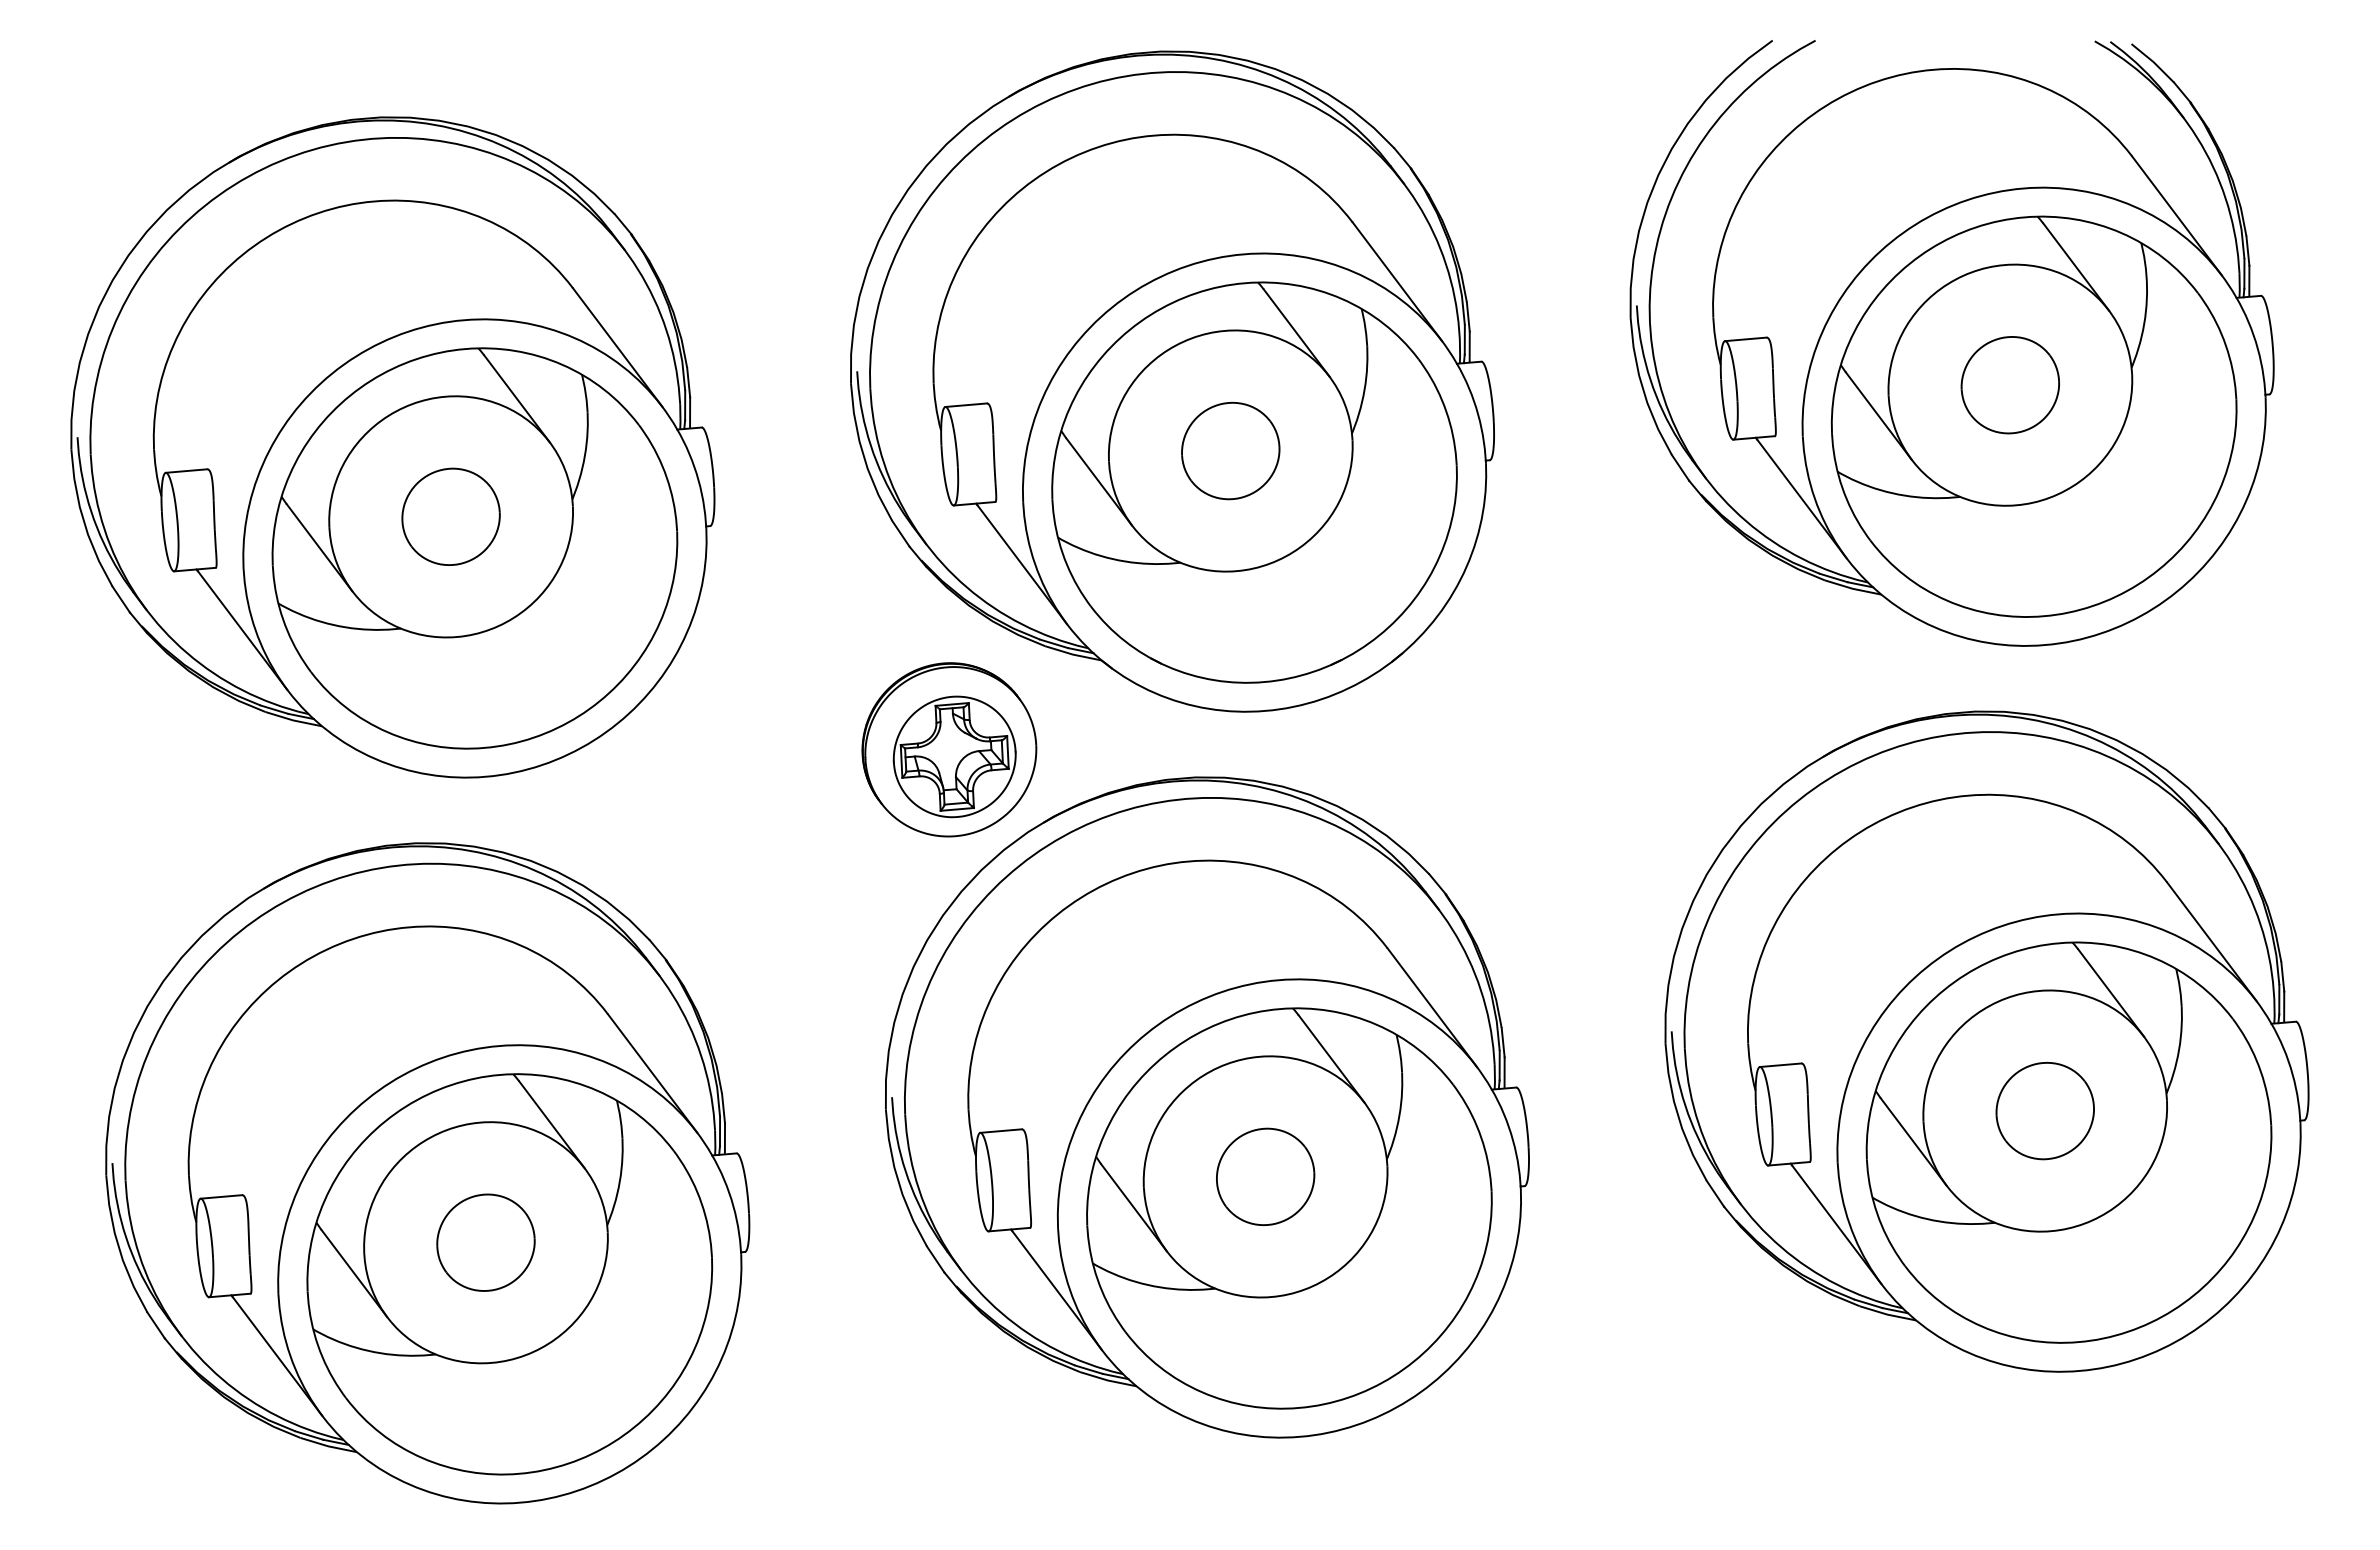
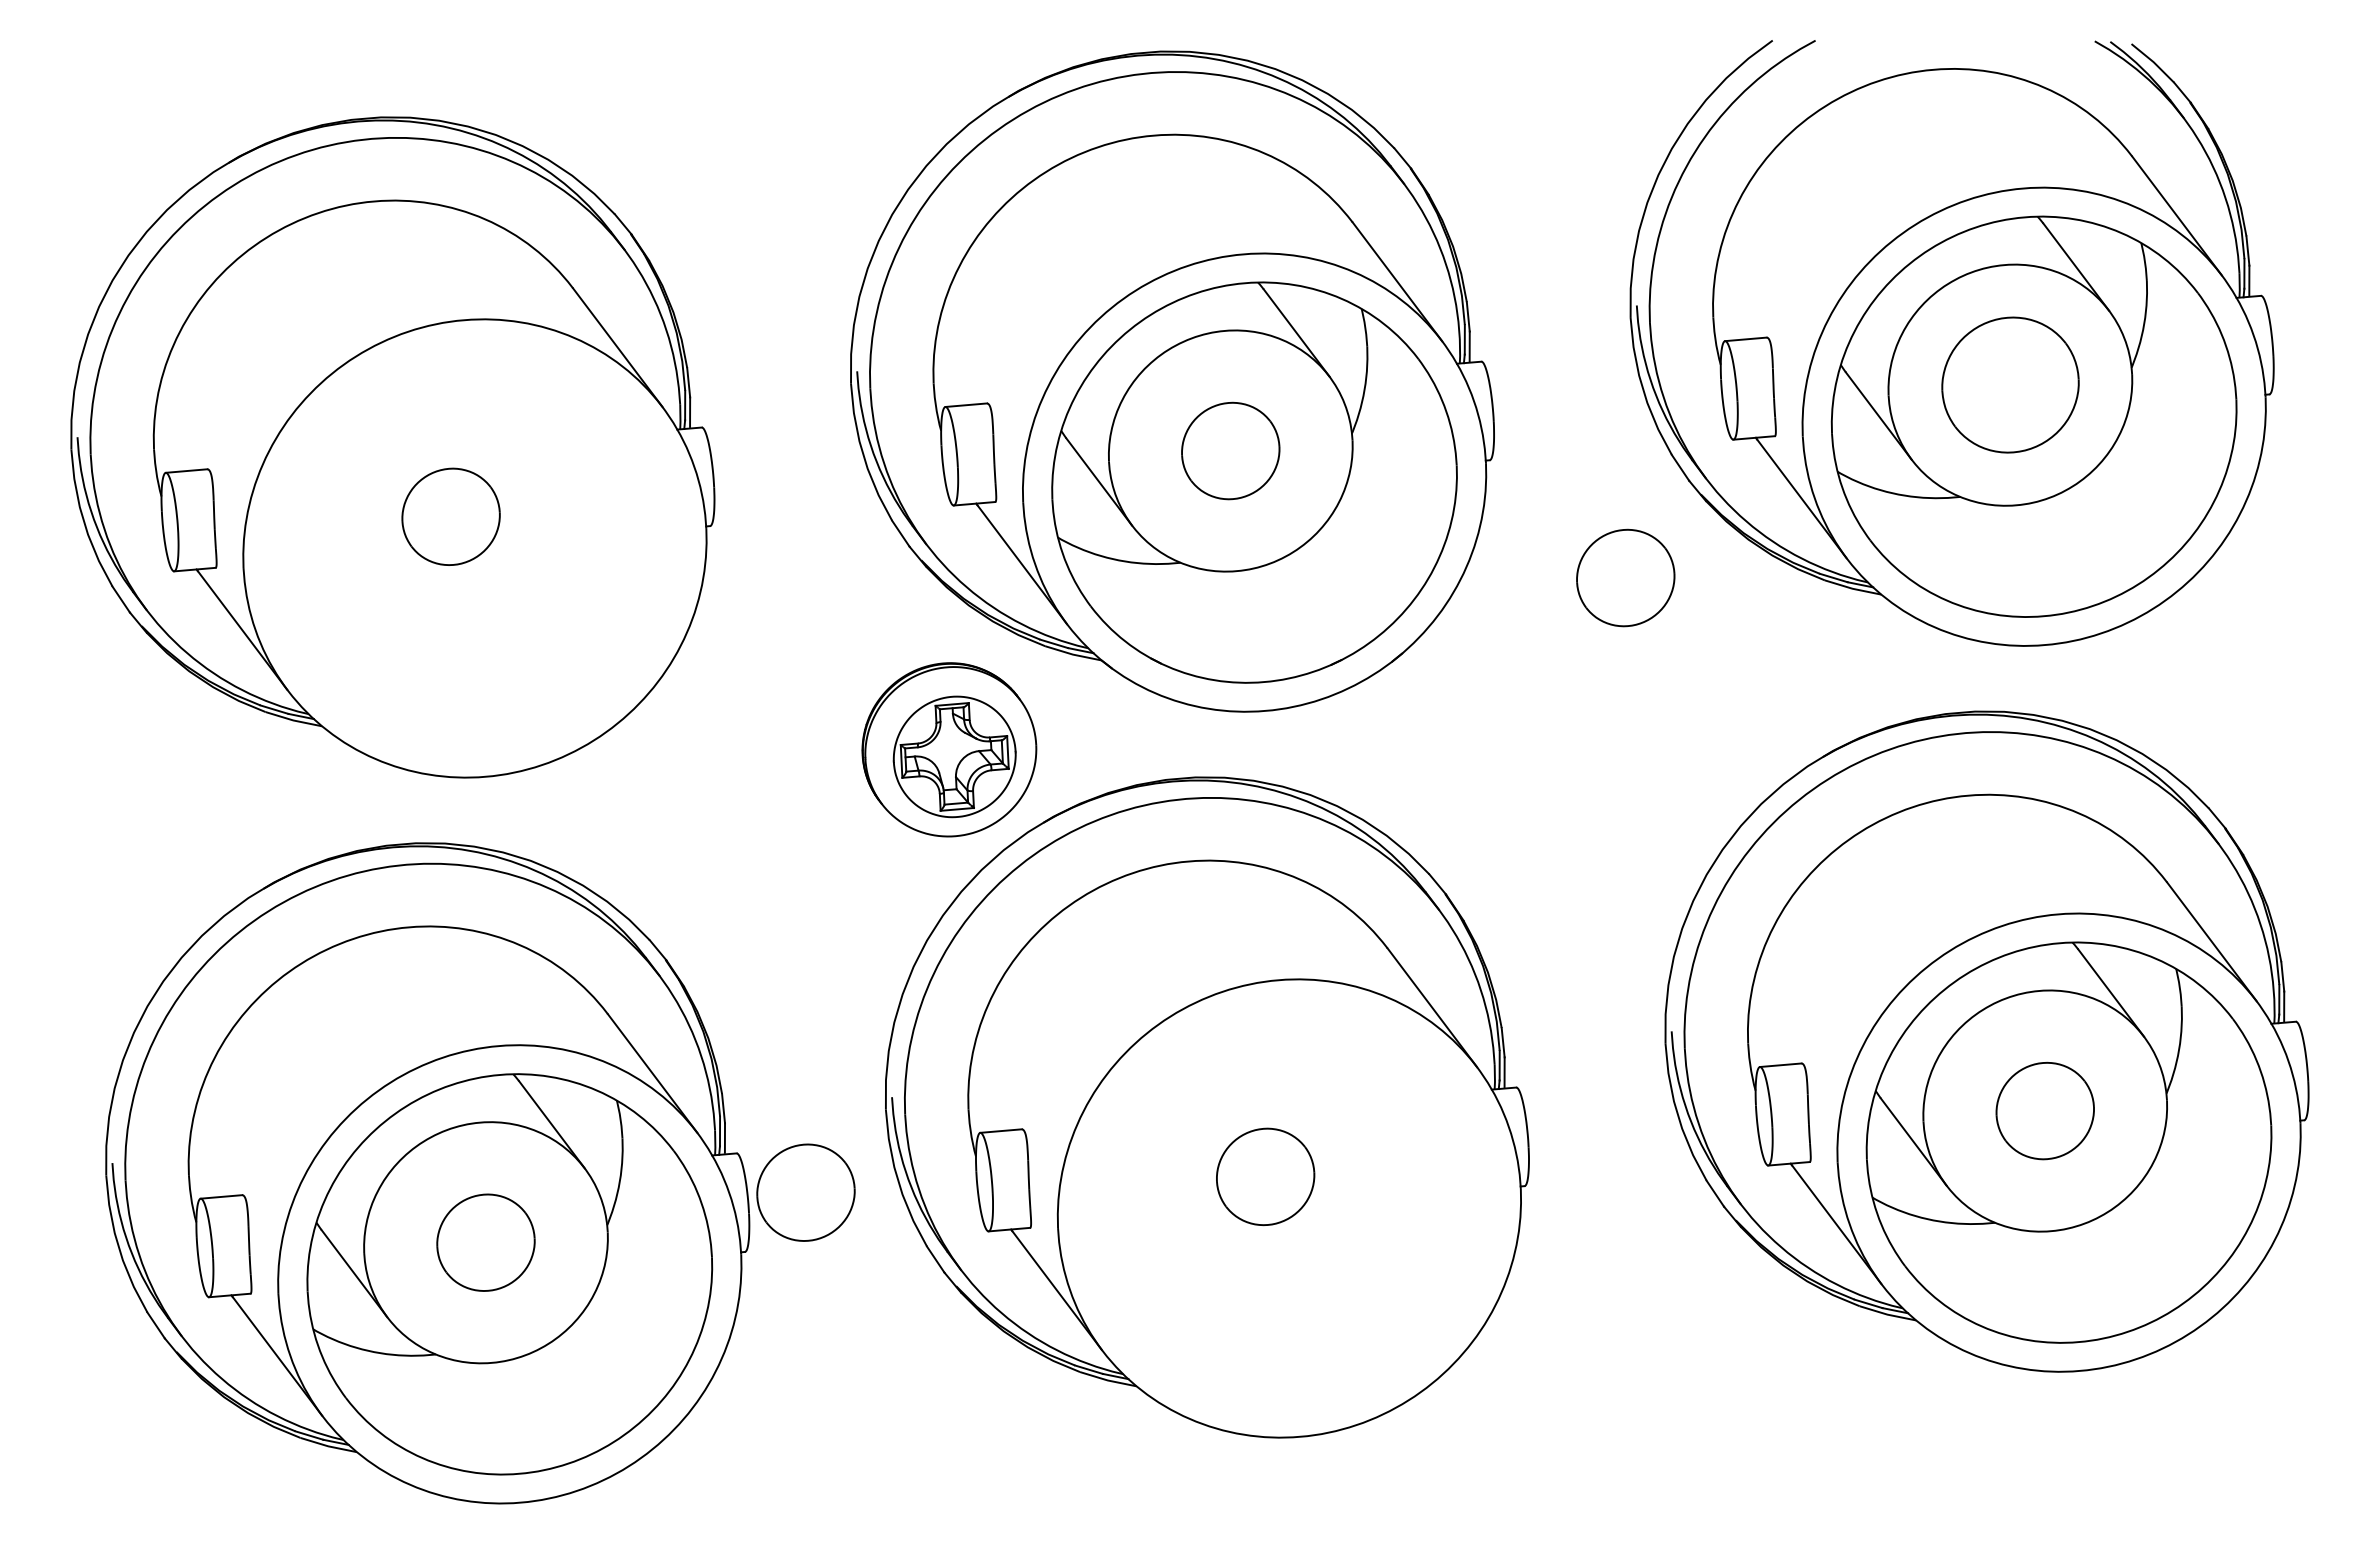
part size: 100x99 px -> 139x138 px (2010, 384)
part: present -> none (474, 548)
part: none -> present (1625, 577)
part: none -> present (805, 1192)
part: present -> none (1289, 1208)
